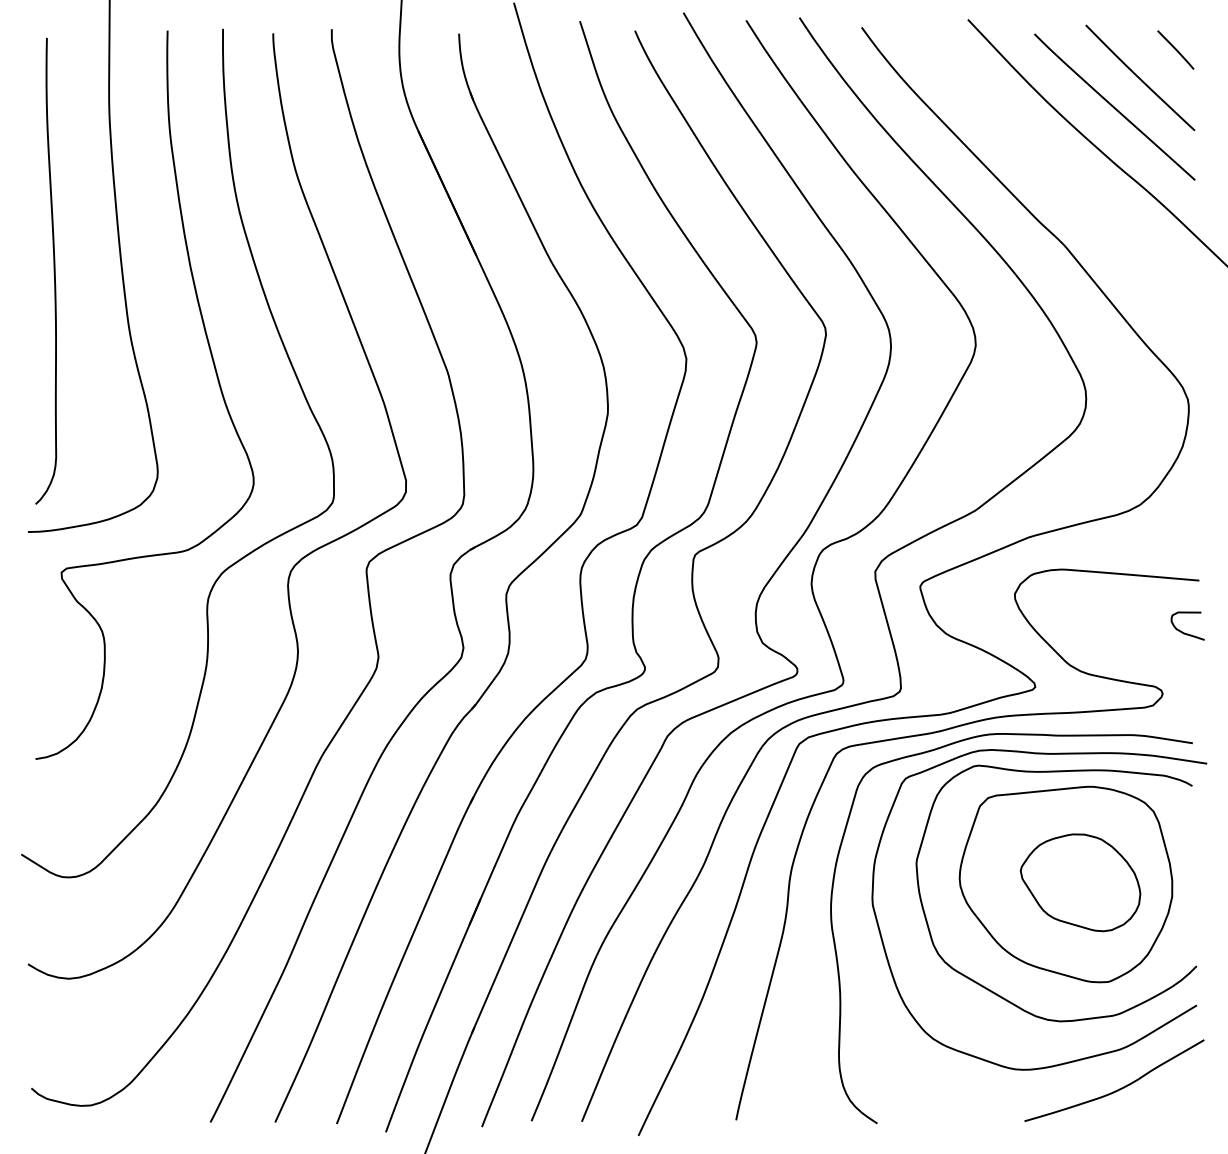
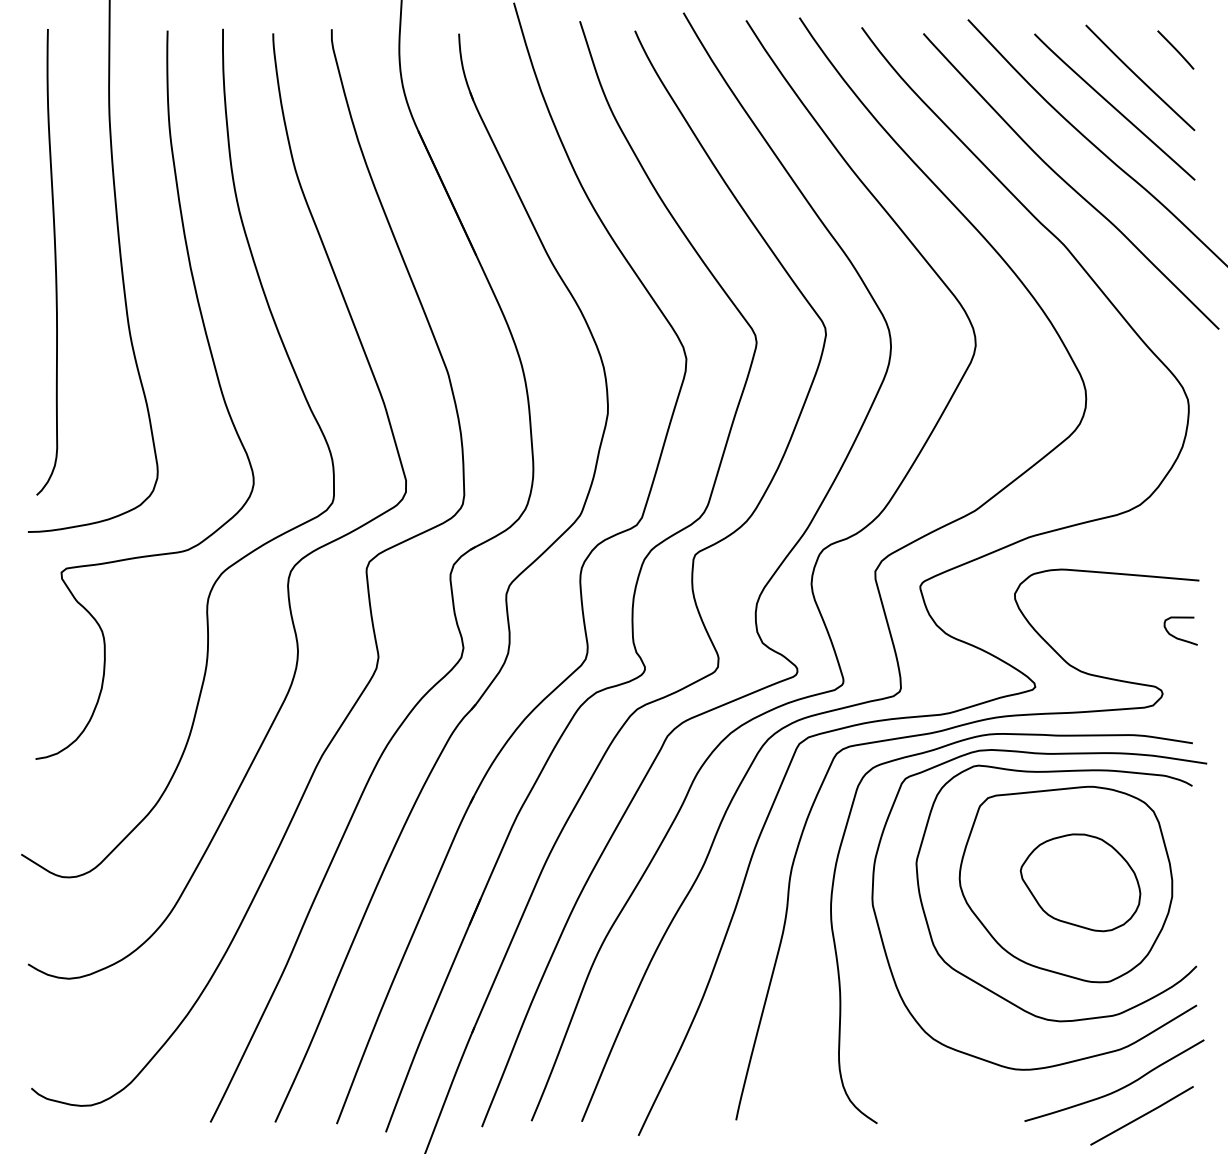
curve: none -> present (1068, 183)
curve position: (53, 271) -> (54, 262) (54, 262)
curve position: (1184, 632) -> (1177, 637) (1177, 637)
line: none -> present (1141, 1115)
